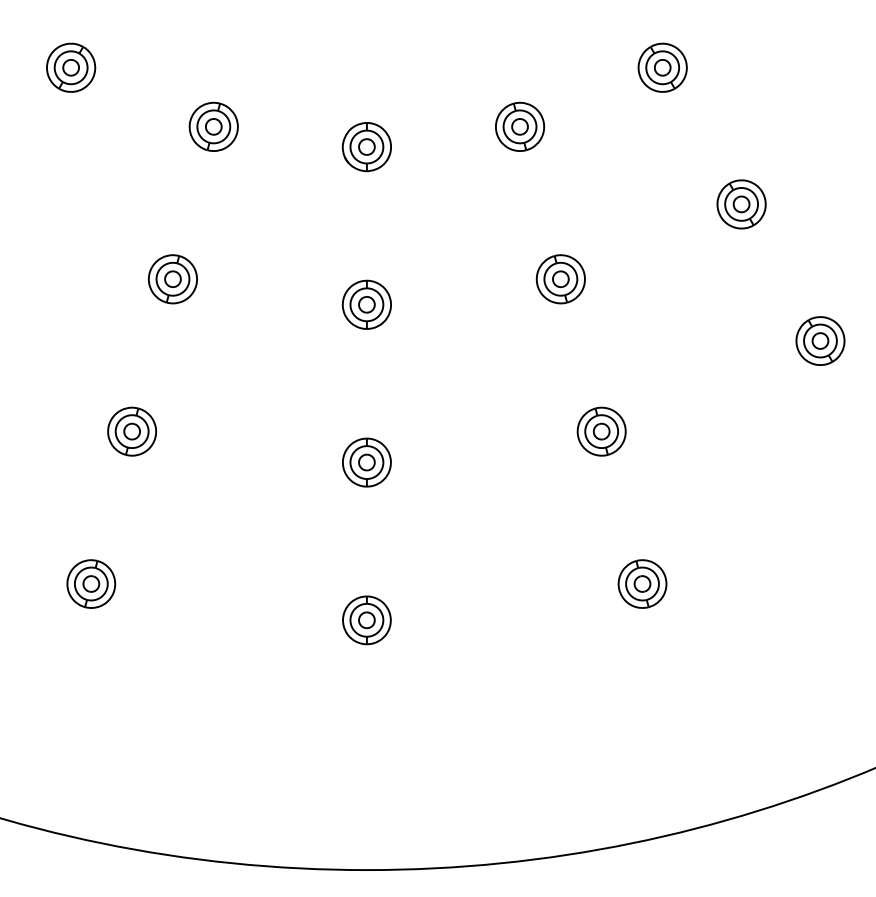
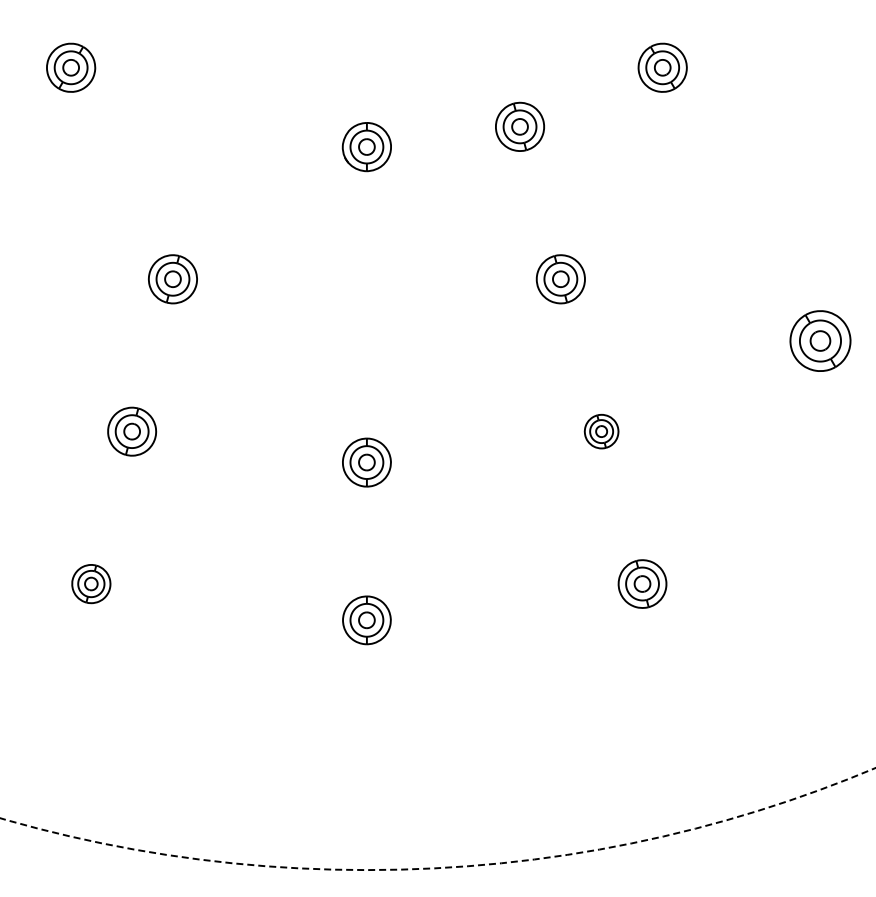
part: present -> none (213, 126)
part: present -> none (741, 204)
part: present -> none (366, 304)
part size: 51x50 px -> 63x62 px (820, 340)
part size: 51x51 px -> 37x36 px (601, 431)
part size: 51x50 px -> 41x41 px (91, 584)
circle: solid -> dashed (437, 818)
